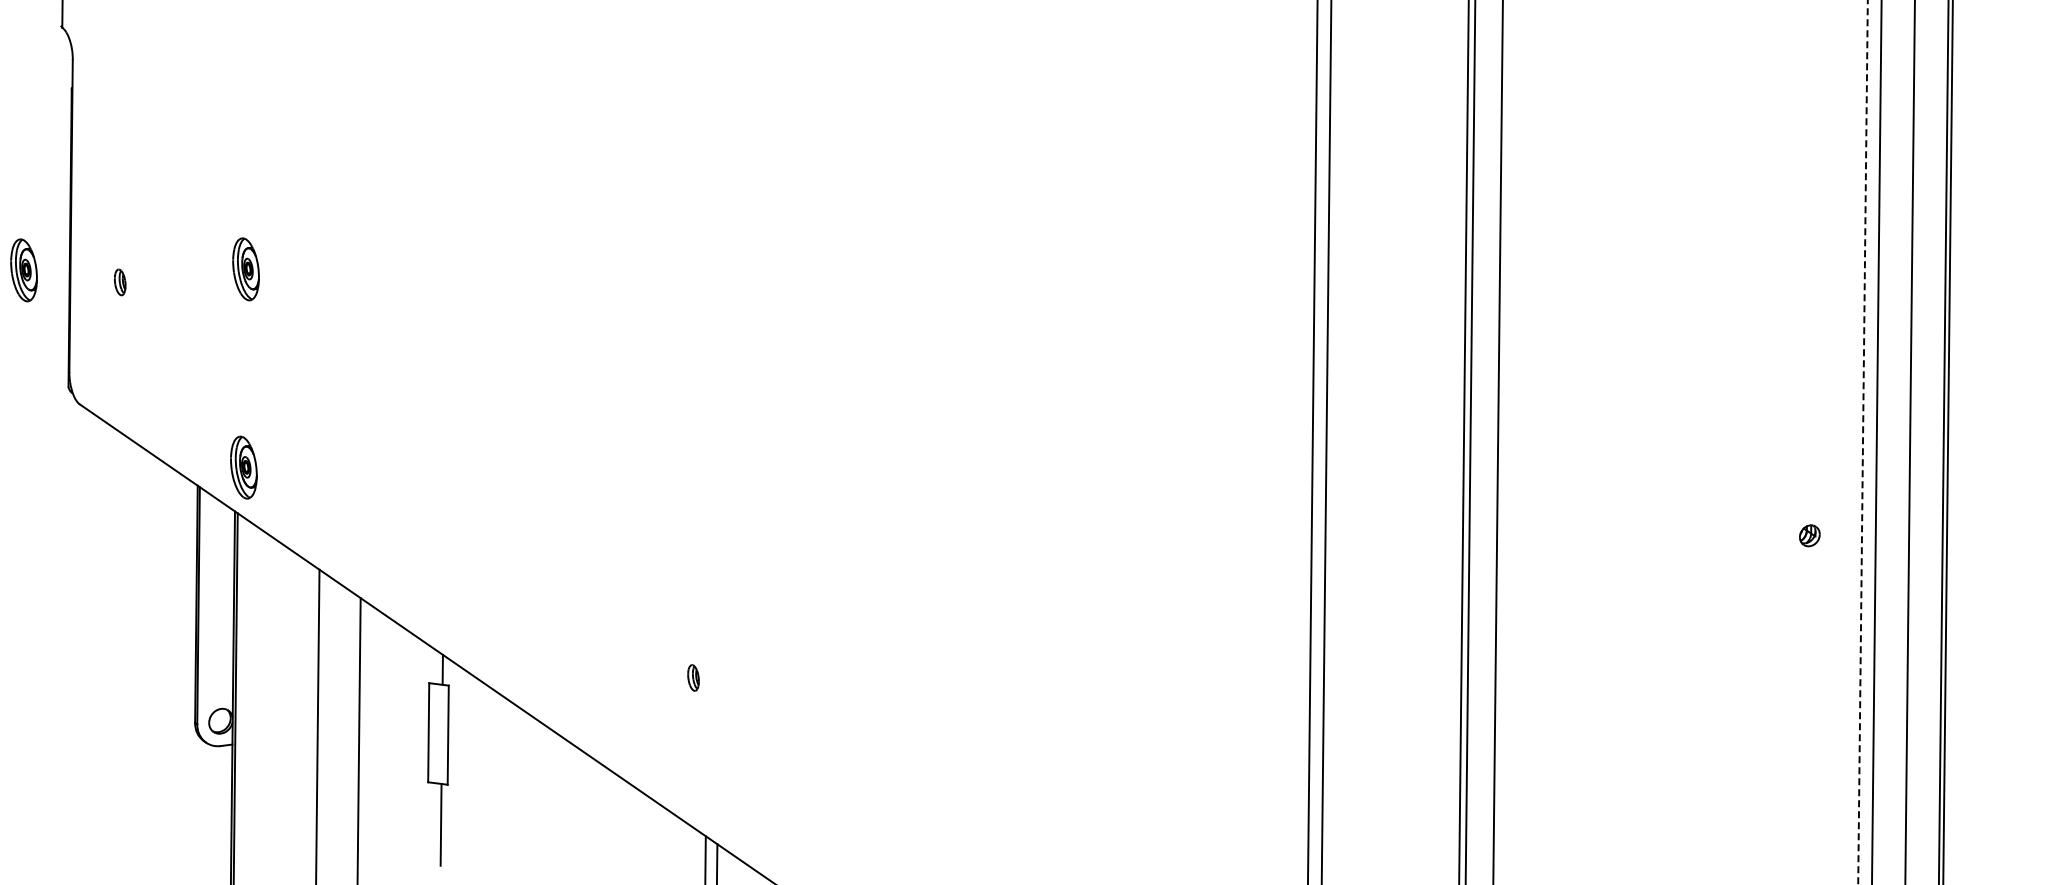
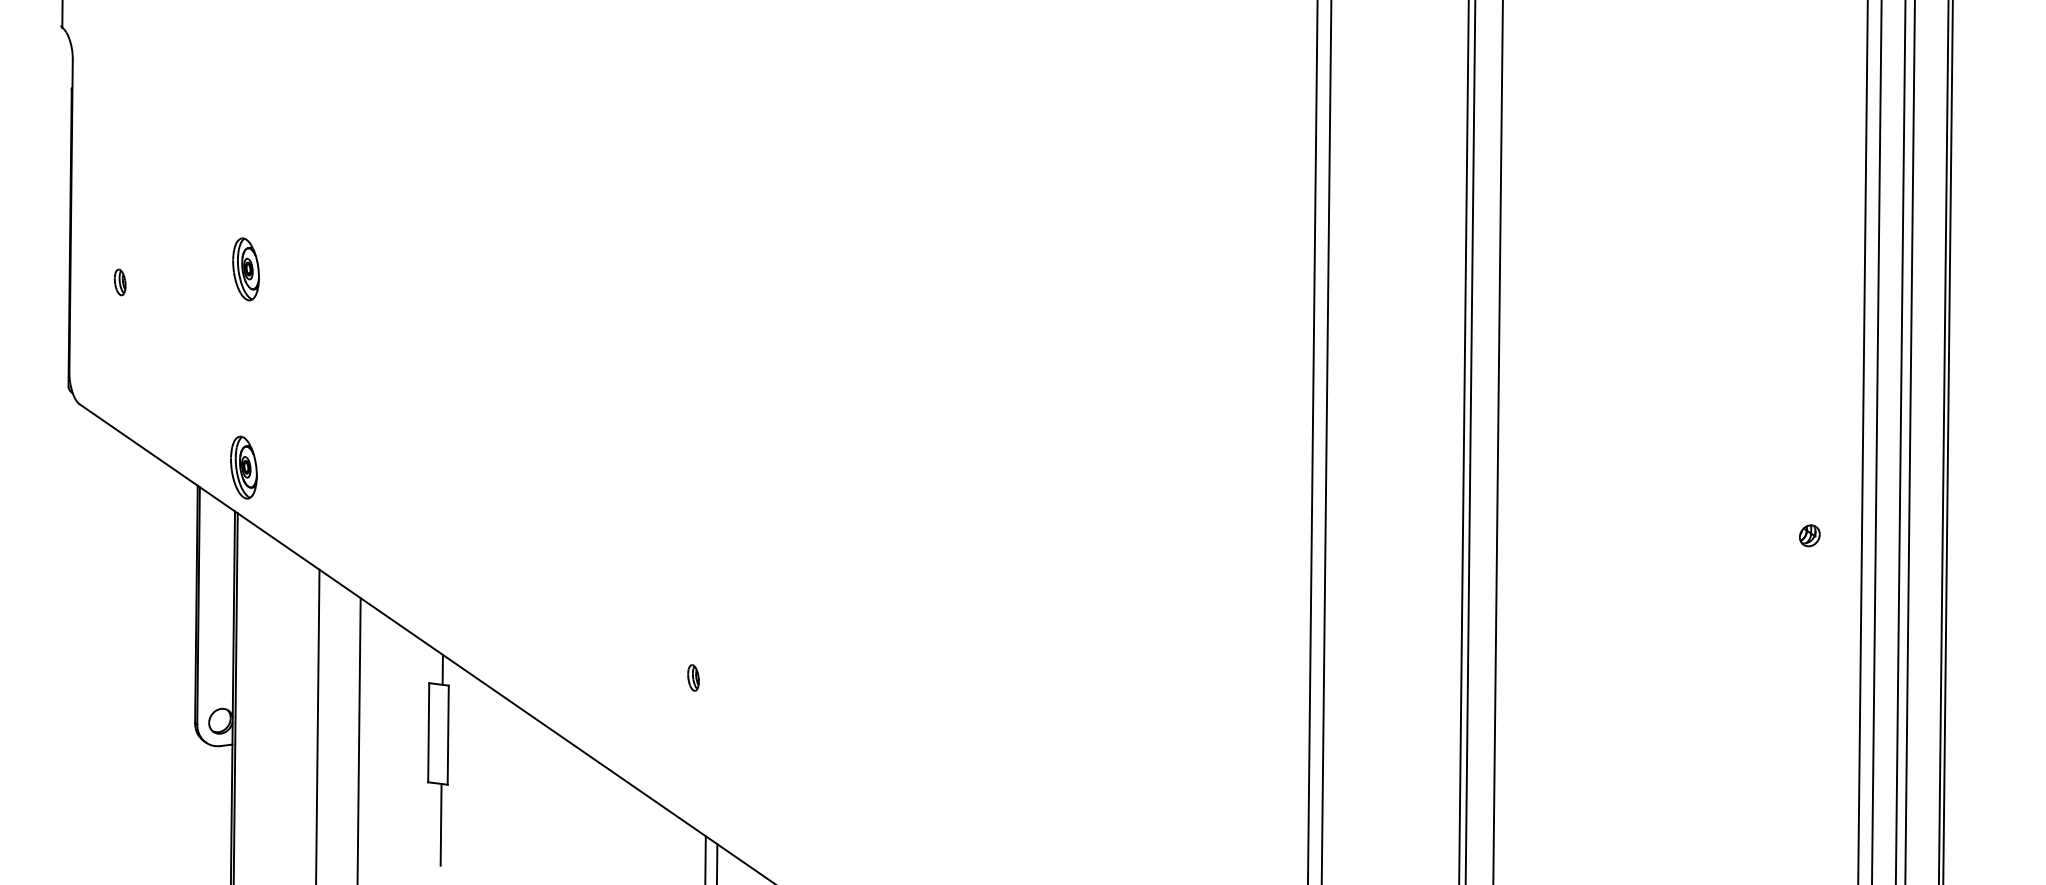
part: present -> none (23, 270)
line: none -> present (1900, 441)
line: dashed -> solid (1863, 442)
